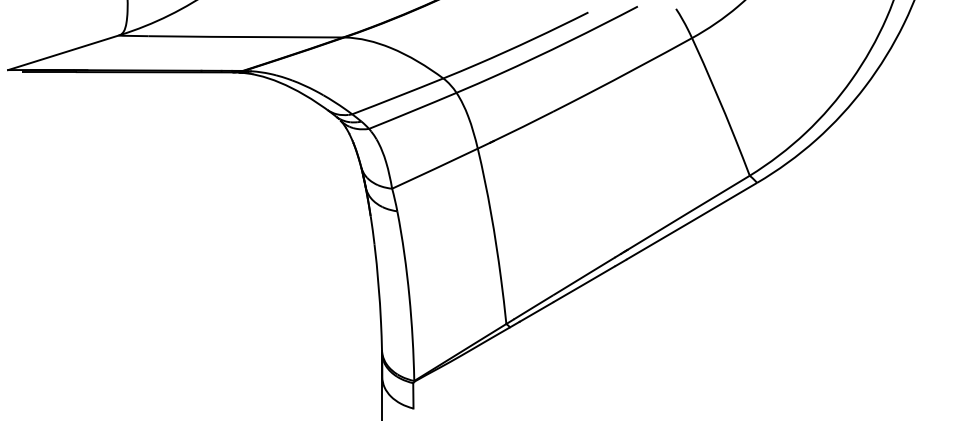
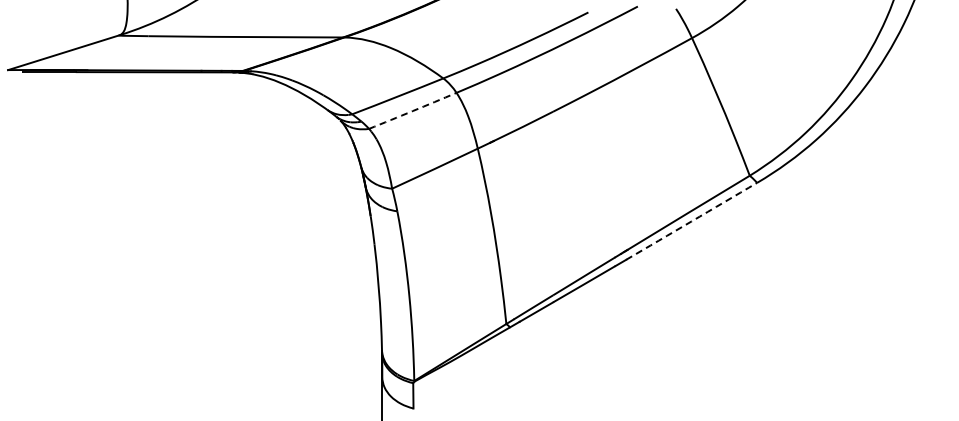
arc: solid -> dashed (412, 111)
arc: solid -> dashed (691, 221)
